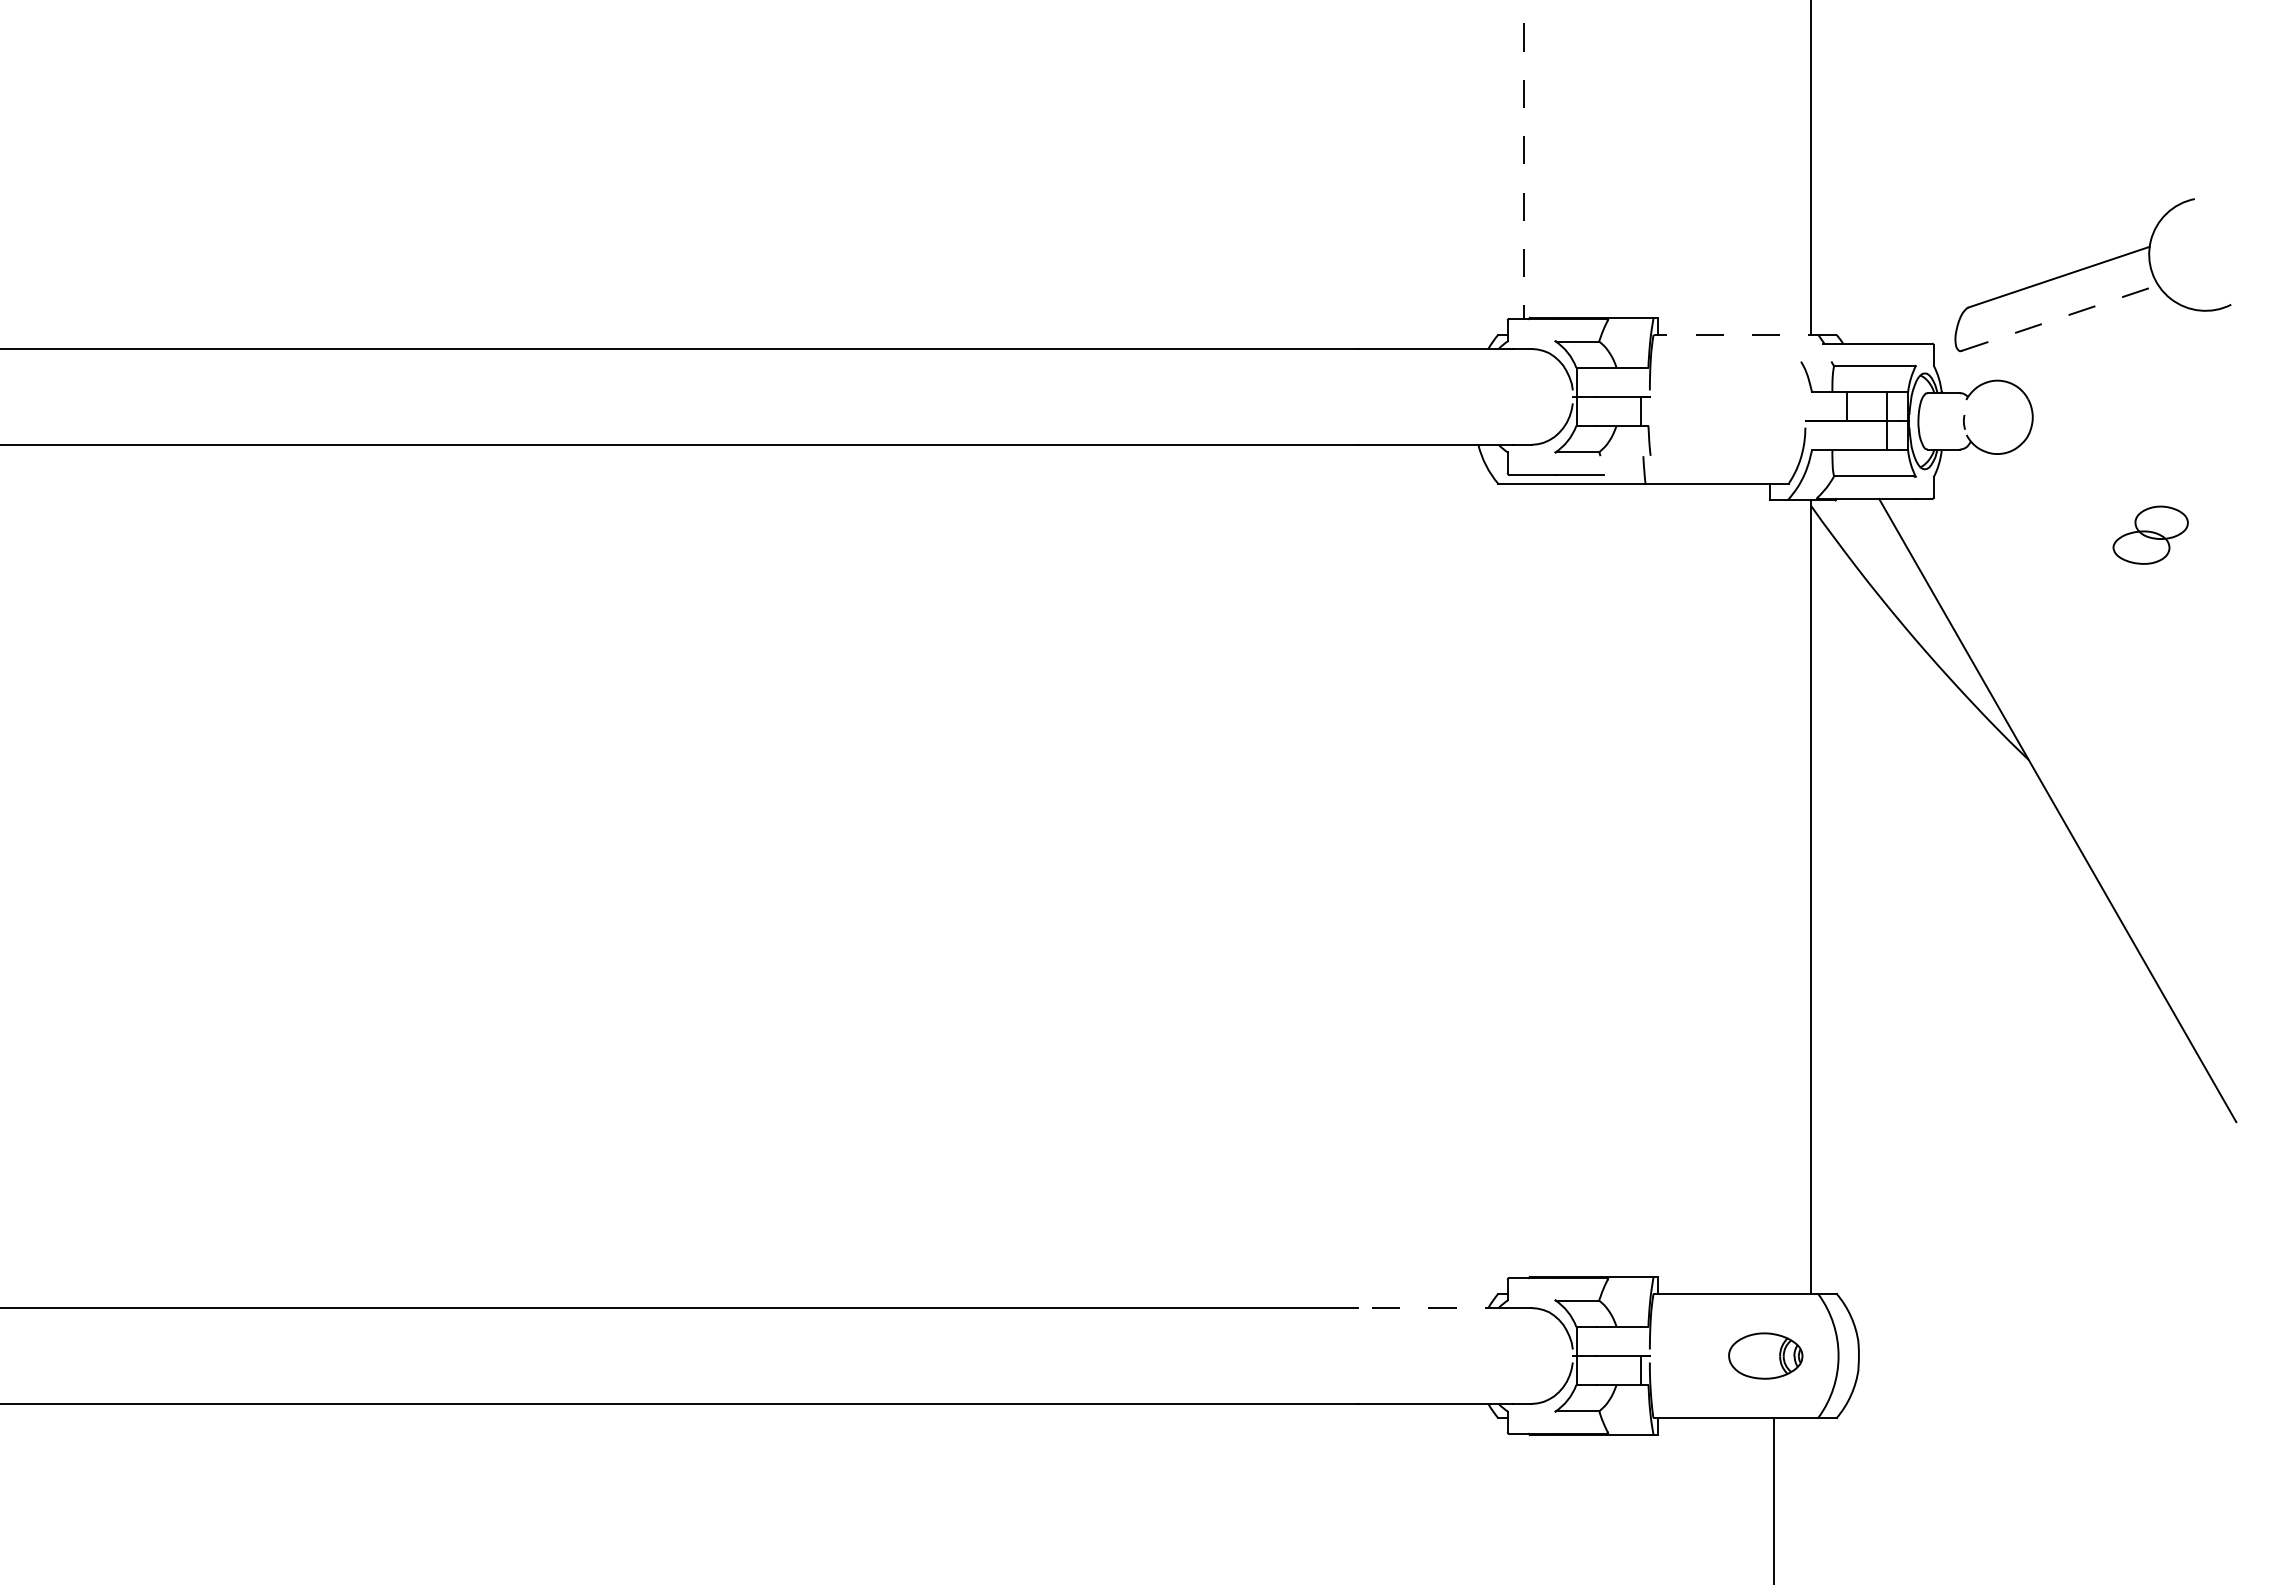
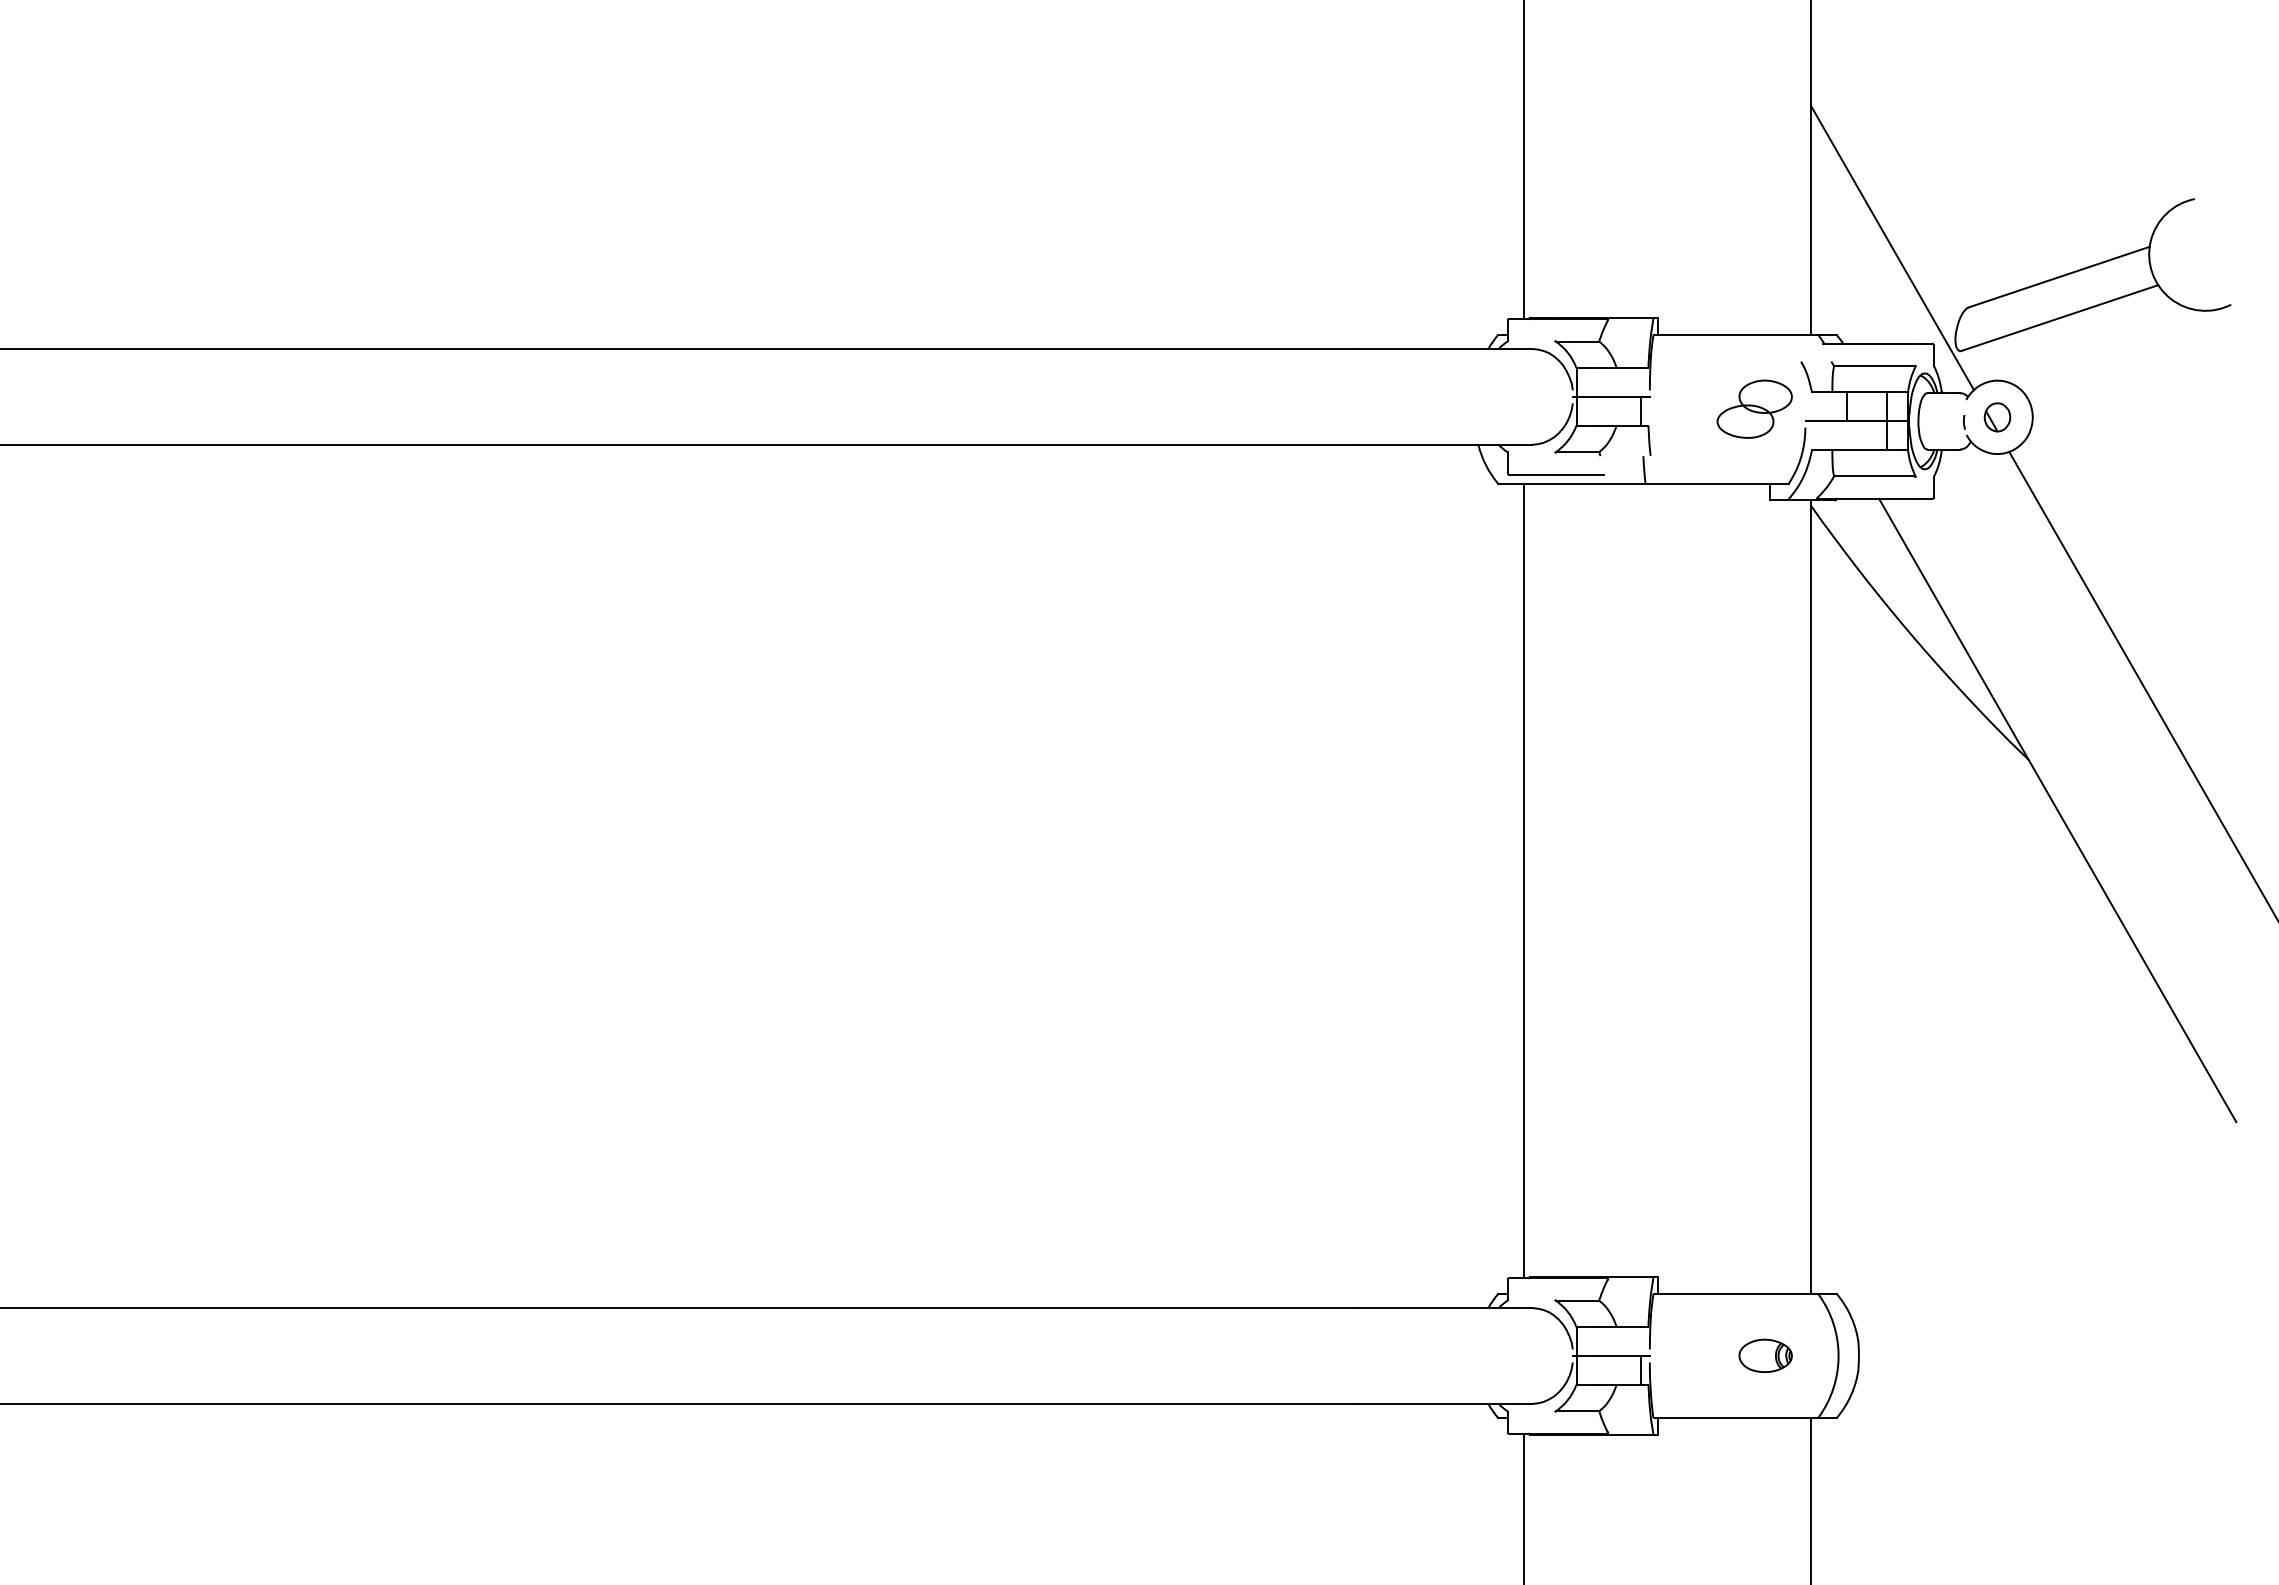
line: dashed -> solid (1524, 160)
line: none -> present (1891, 247)
line: dashed -> solid (2059, 318)
line: dashed -> solid (1745, 334)
part: none -> present (1997, 417)
part position: (2150, 534) -> (1754, 408) (1754, 408)
line: none -> present (2142, 684)
line: none -> present (1524, 880)
line: dashed -> solid (1435, 1308)
part size: 76x48 px -> 55x35 px (1765, 1355)
line position: (1773, 1499) -> (1810, 1499) (1810, 1499)
line: none -> present (1524, 1507)
